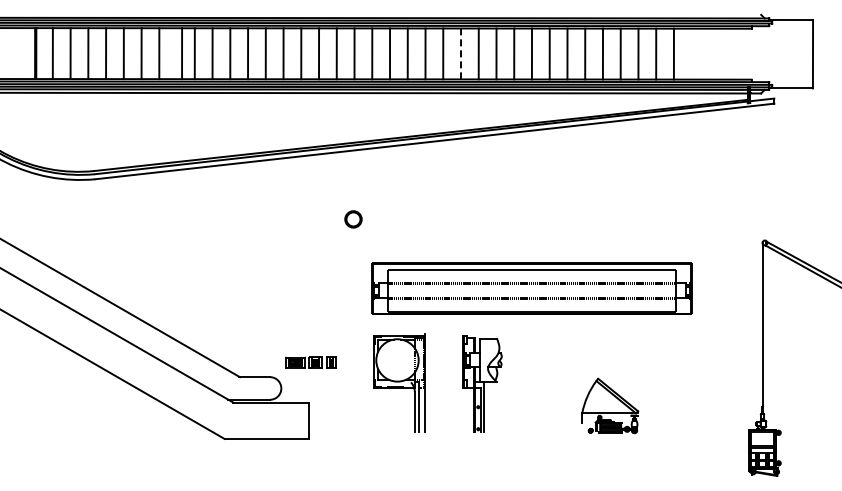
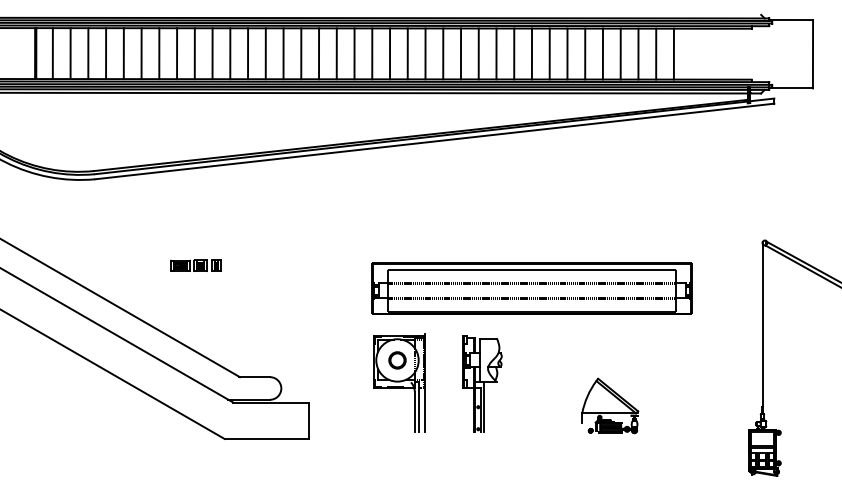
line position: (182, 53) -> (177, 53) (177, 53)
line: dashed -> solid (461, 53)
circle position: (353, 219) -> (397, 360) (397, 360)
part position: (310, 362) -> (195, 265) (195, 265)
